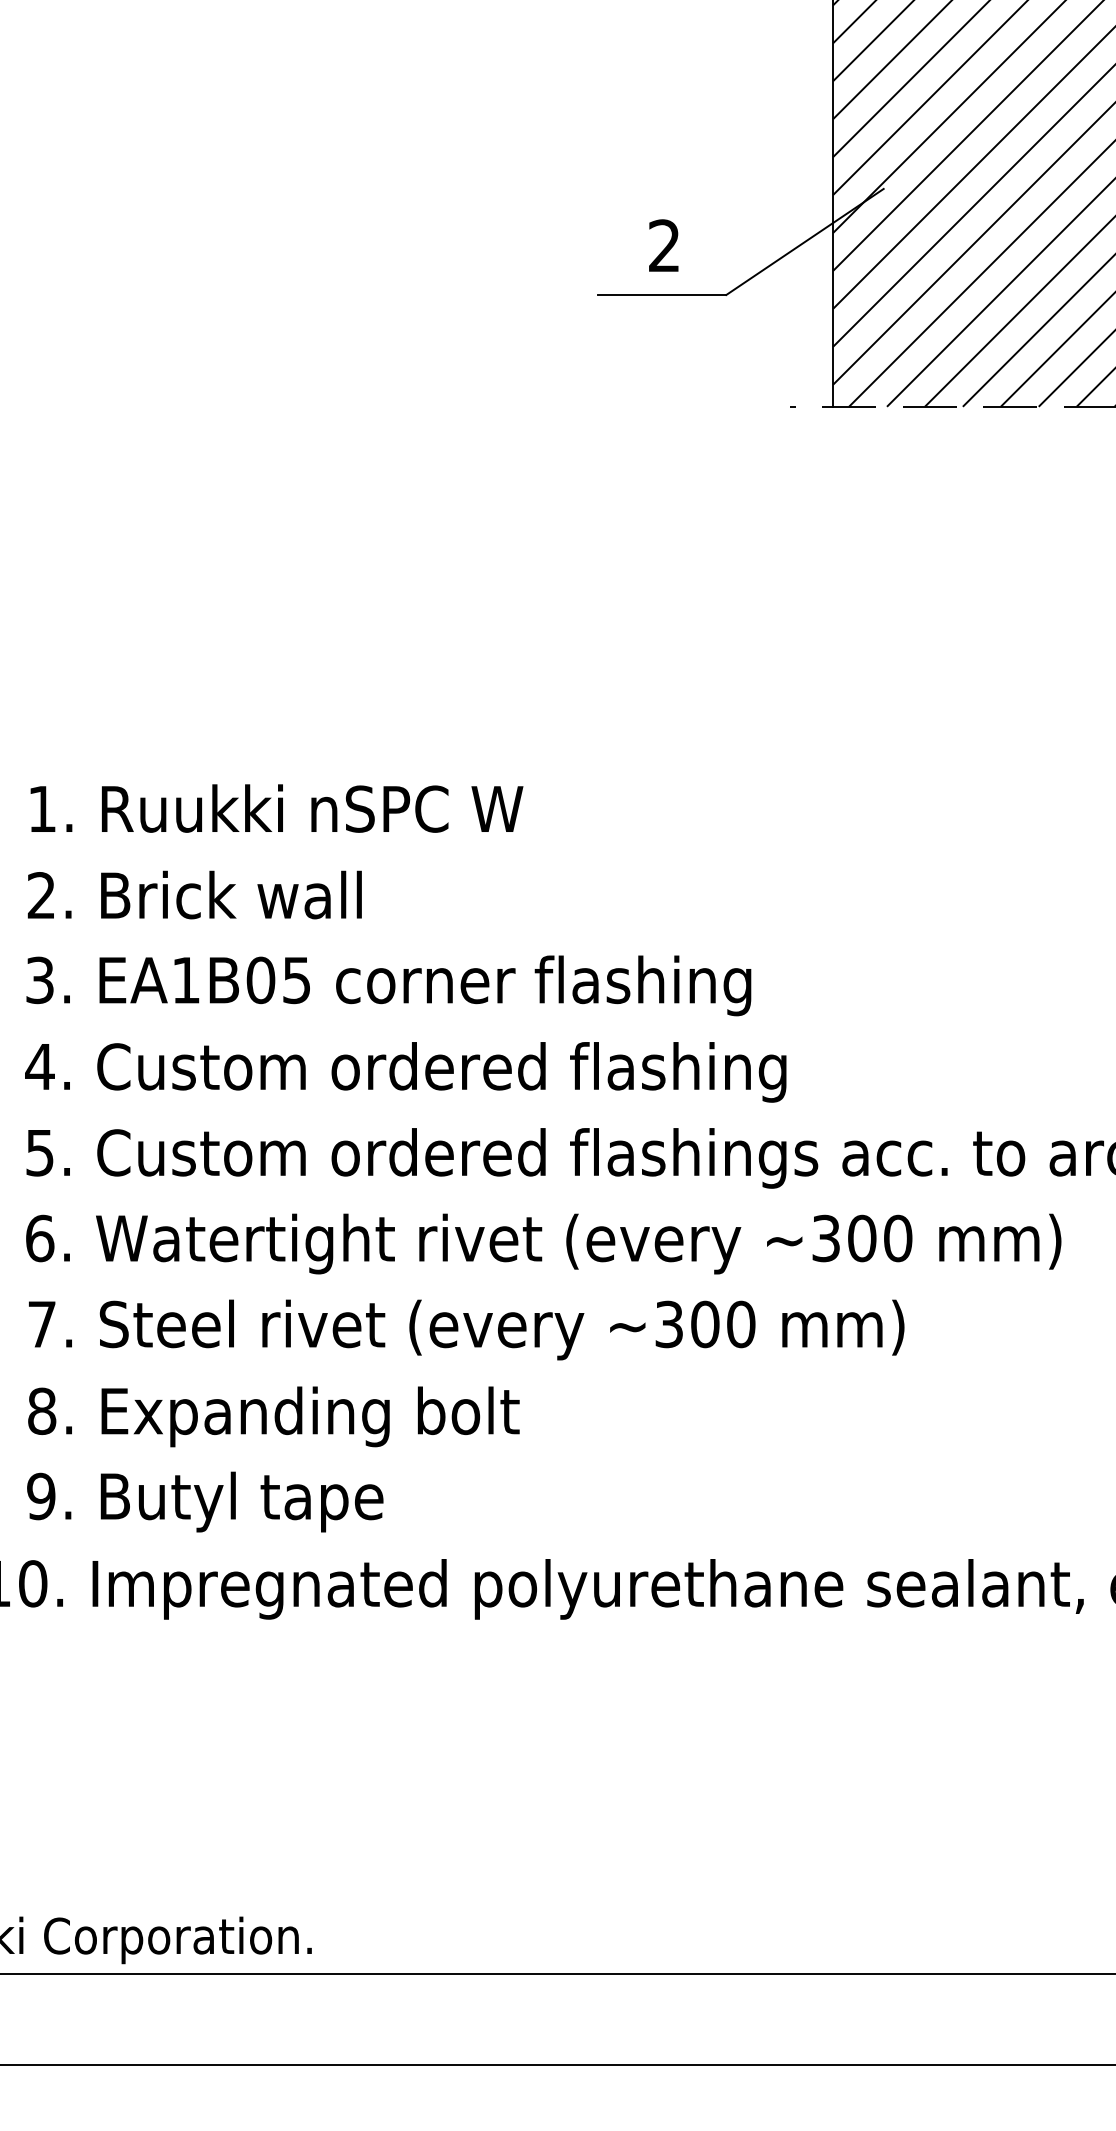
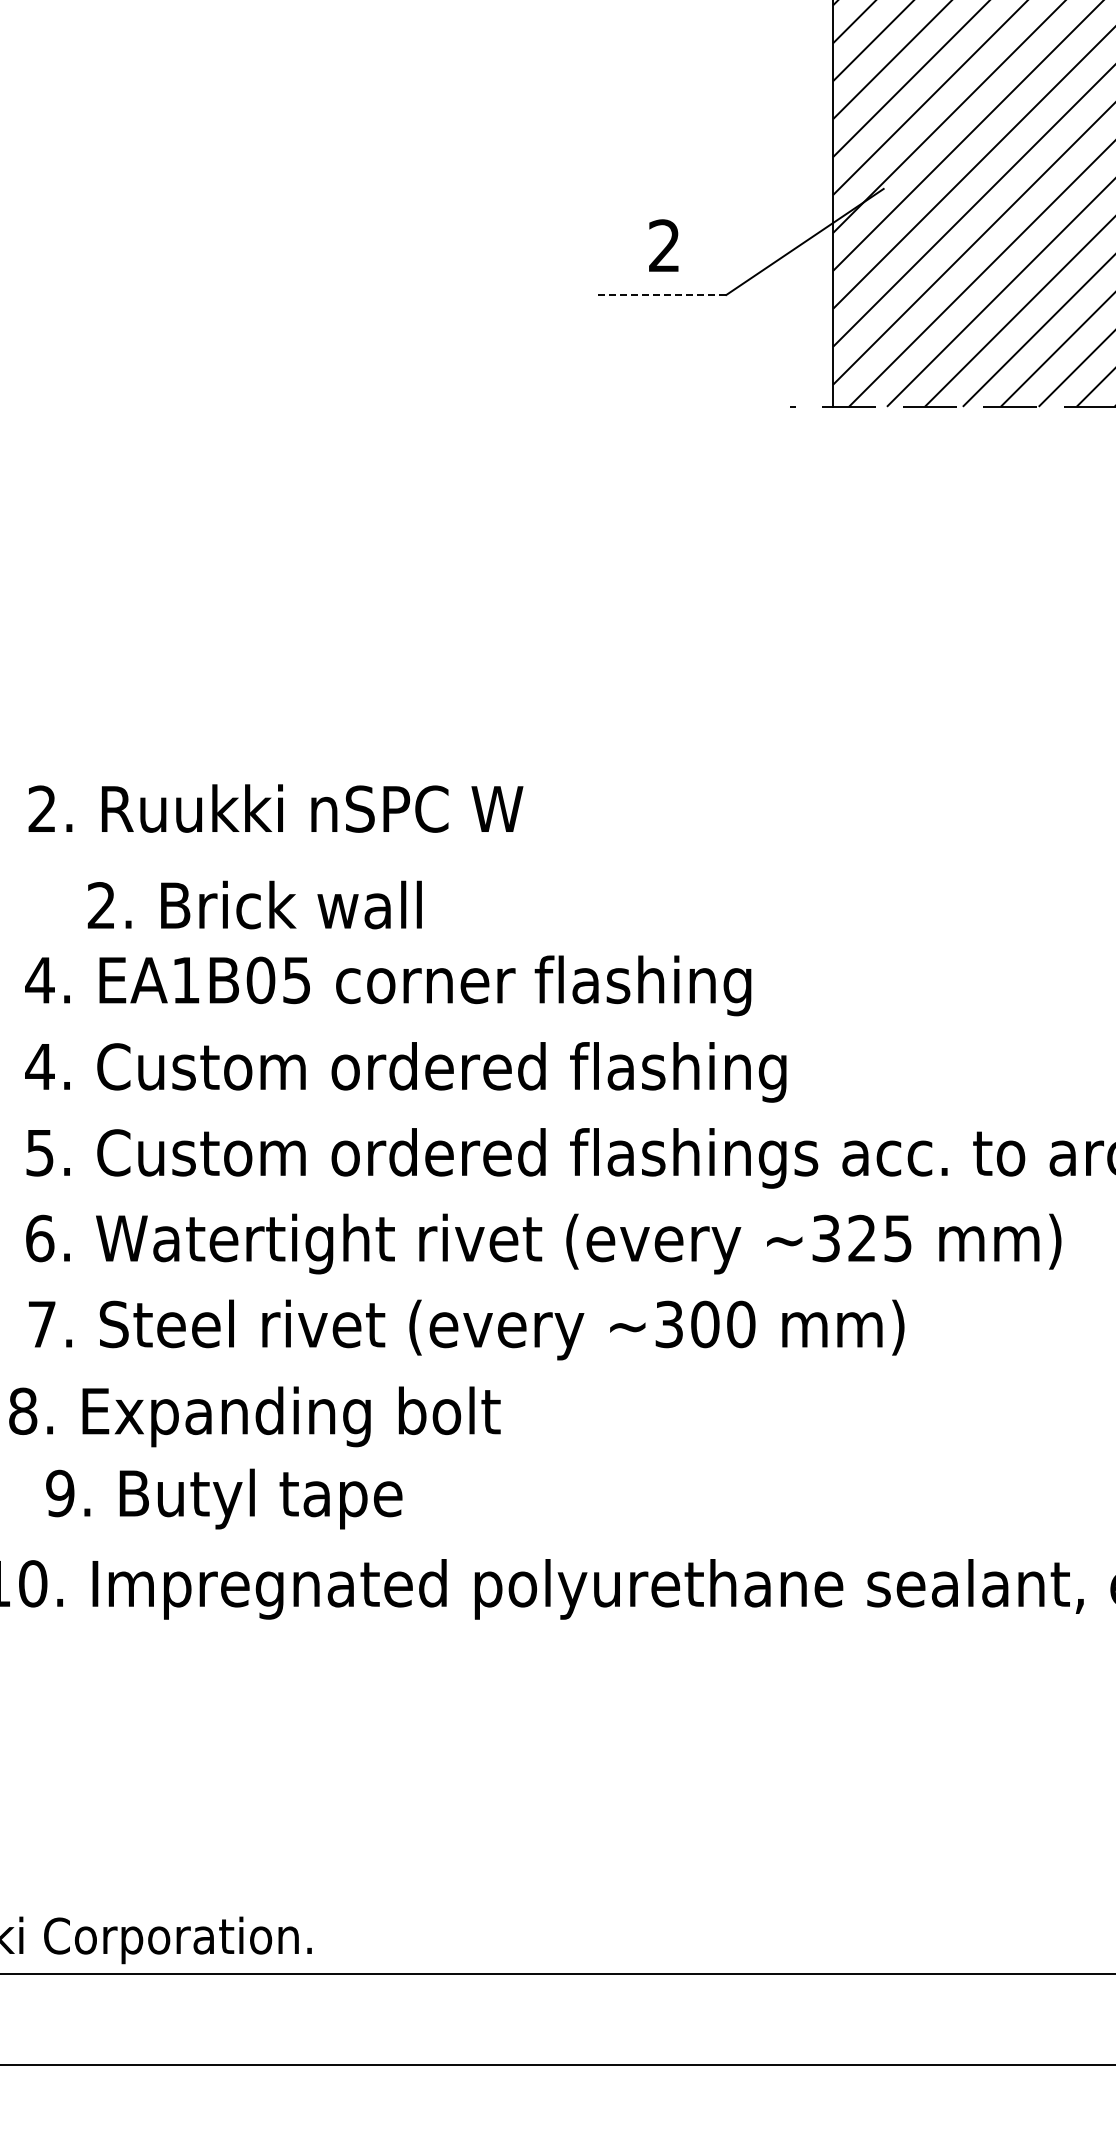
line: solid -> dashed (662, 295)
text: 1. -> 2. (41, 808)
text position: (194, 894) -> (254, 904) (254, 904)
text: 3. -> 4. (39, 980)
text: ~300 -> ~325 (880, 1238)
text position: (273, 1416) -> (254, 1416) (254, 1416)
text position: (205, 1501) -> (224, 1498) (224, 1498)
